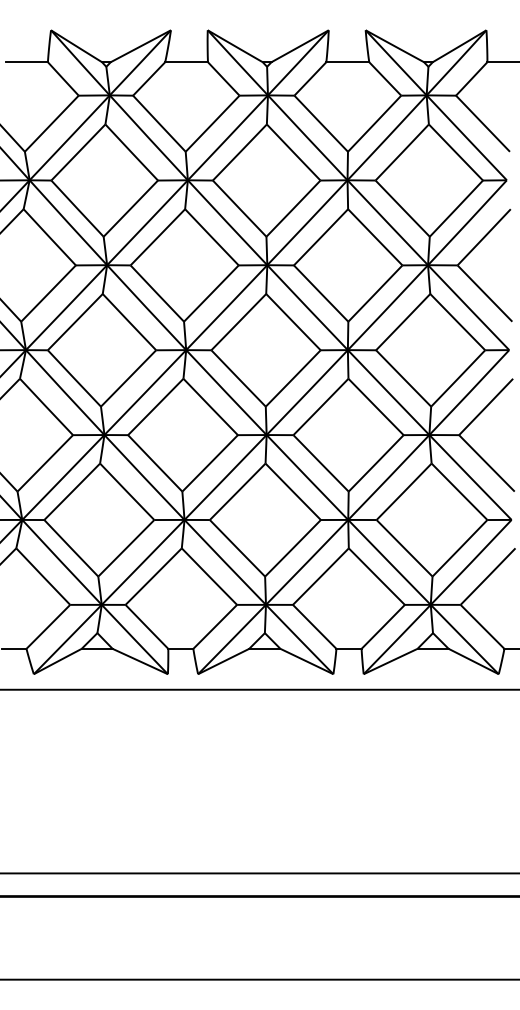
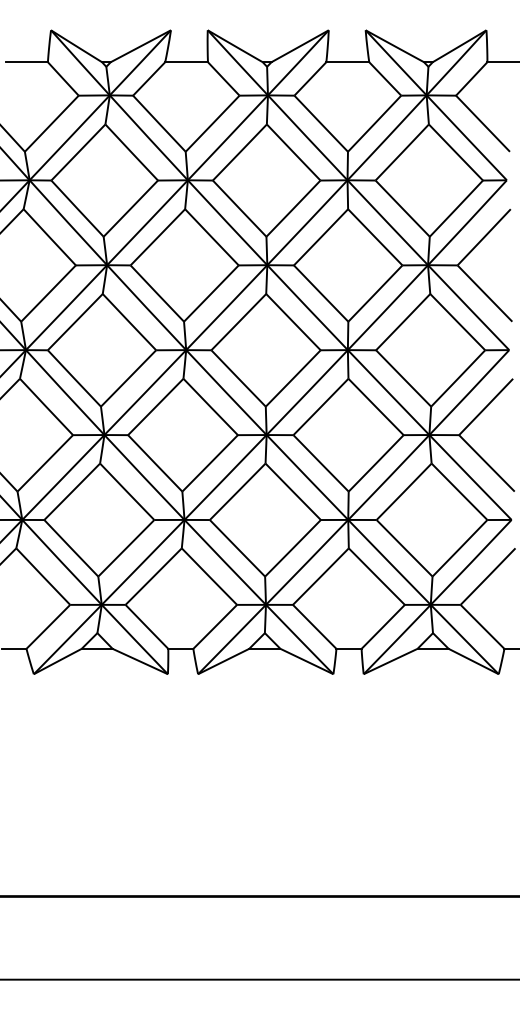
line: present -> none (259, 689)
line: present -> none (259, 873)
